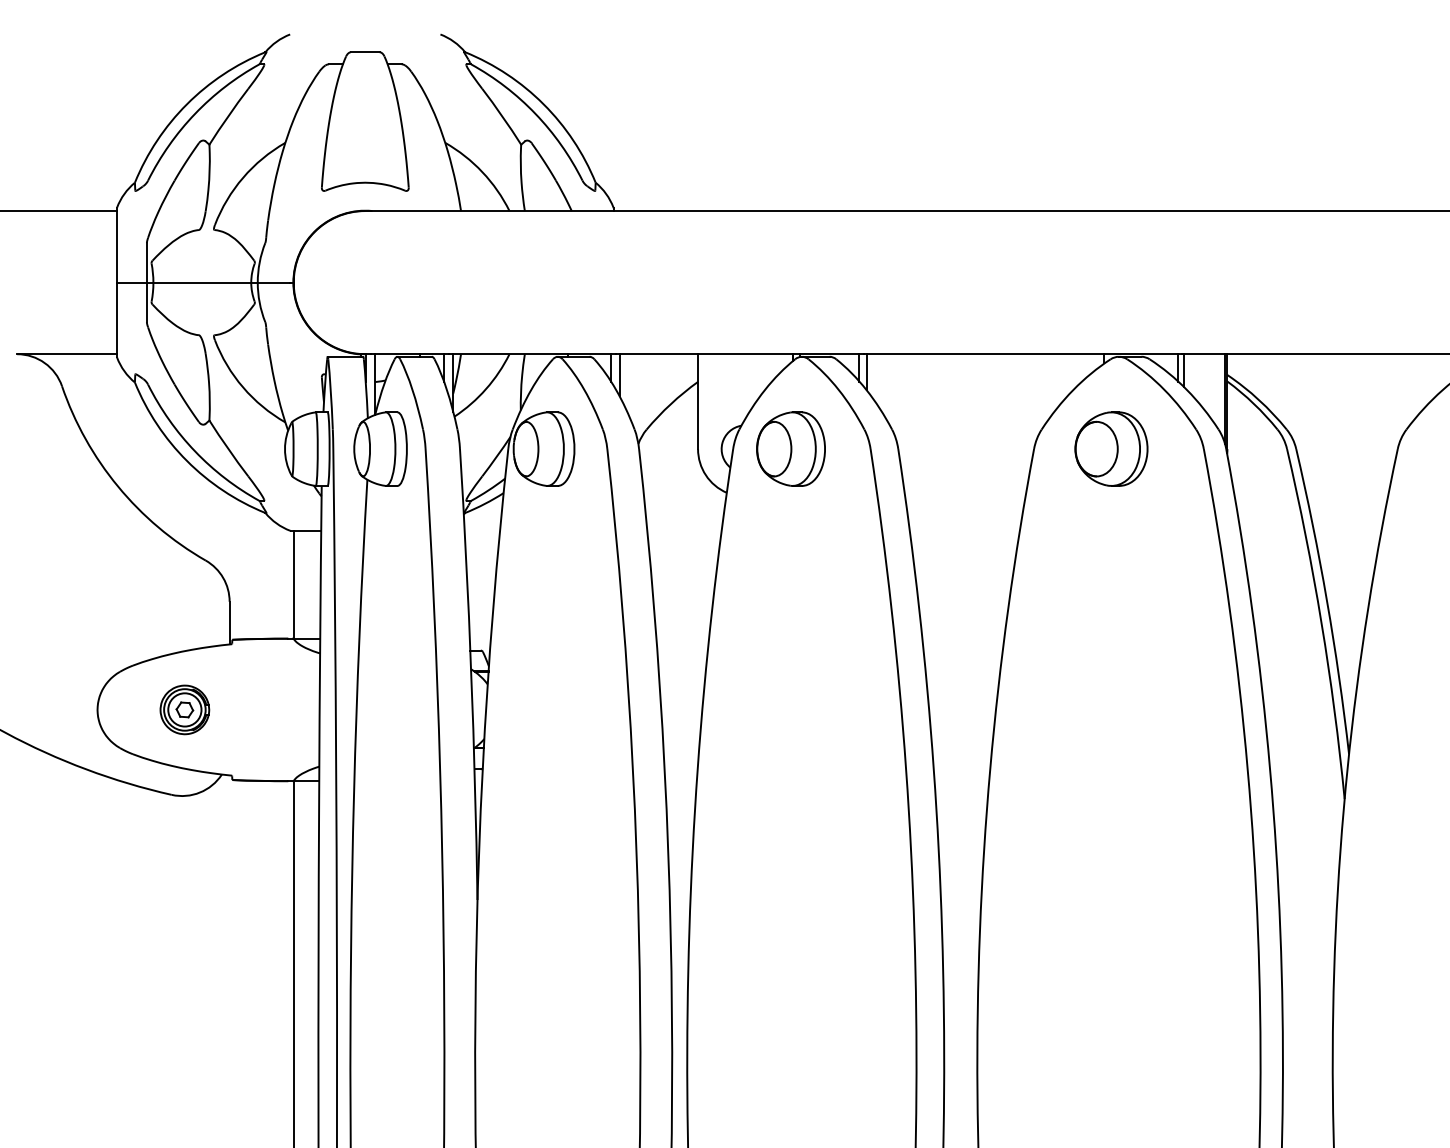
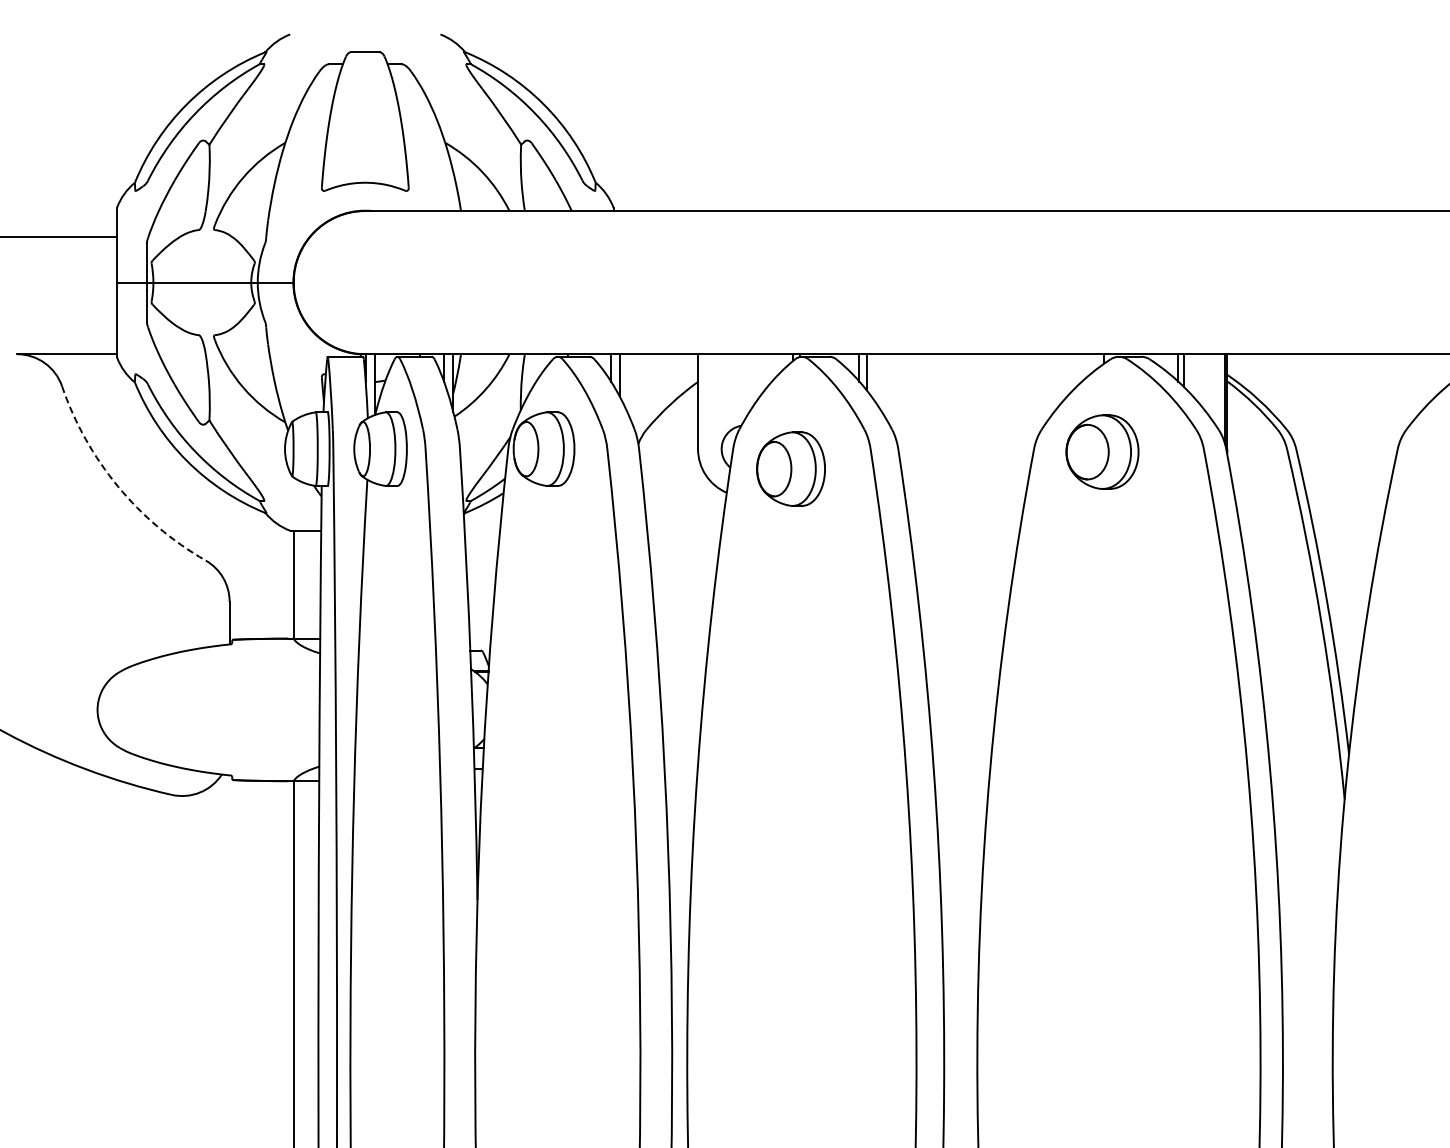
line position: (59, 211) -> (59, 237) (59, 237)
part position: (790, 448) -> (790, 468) (790, 468)
part position: (1111, 448) -> (1102, 451) (1102, 451)
arc: solid -> dashed (118, 486)
part: present -> none (184, 709)
